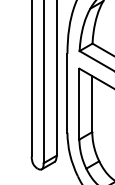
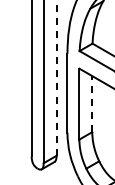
line: solid -> dashed (56, 78)
line: solid -> dashed (92, 103)
